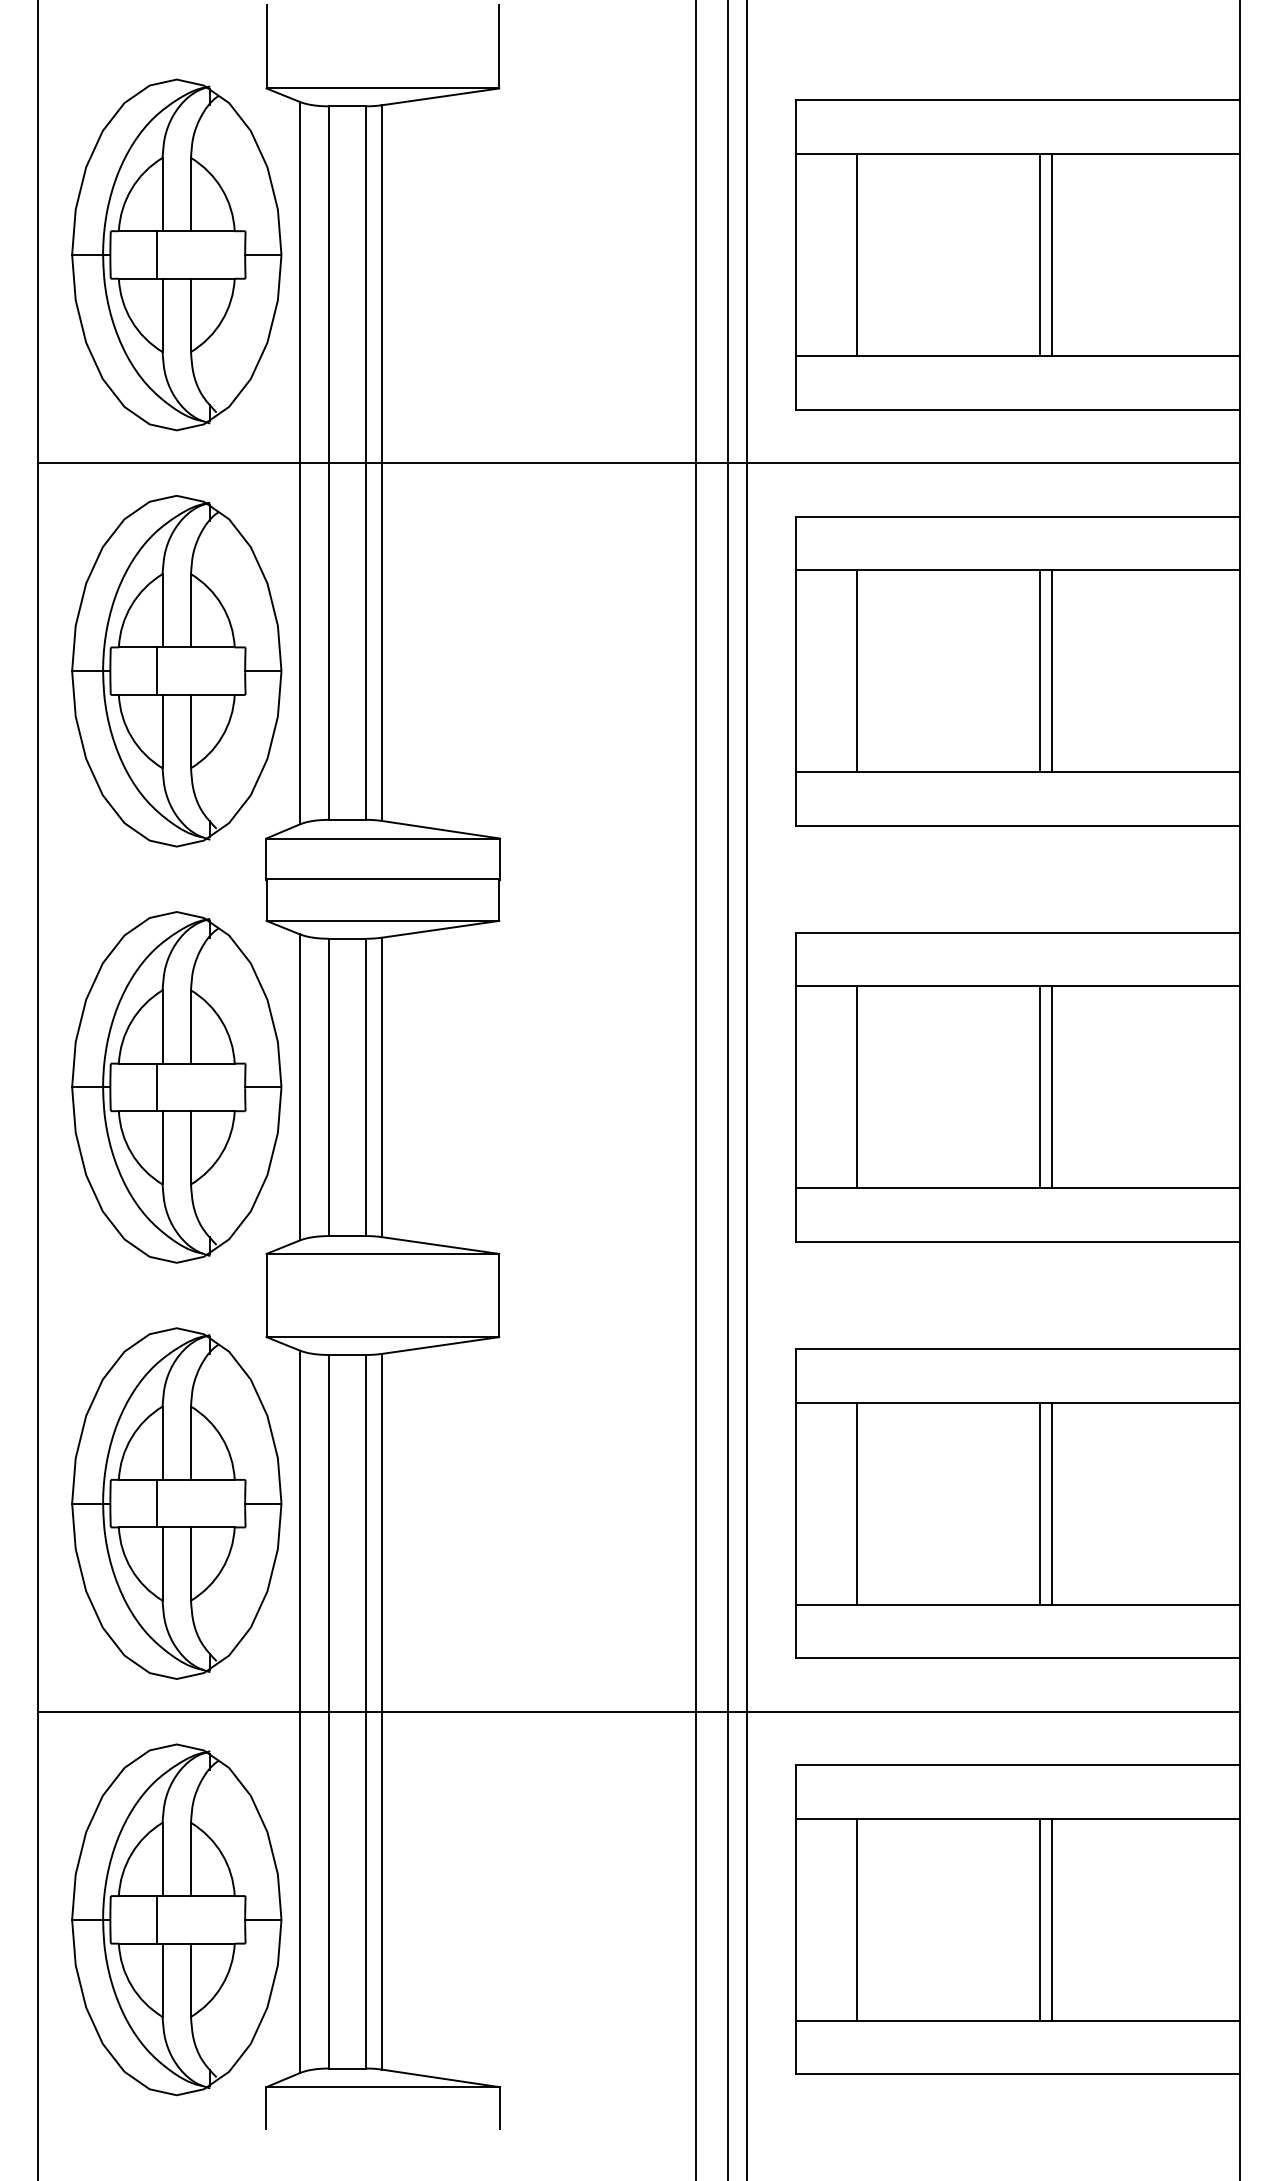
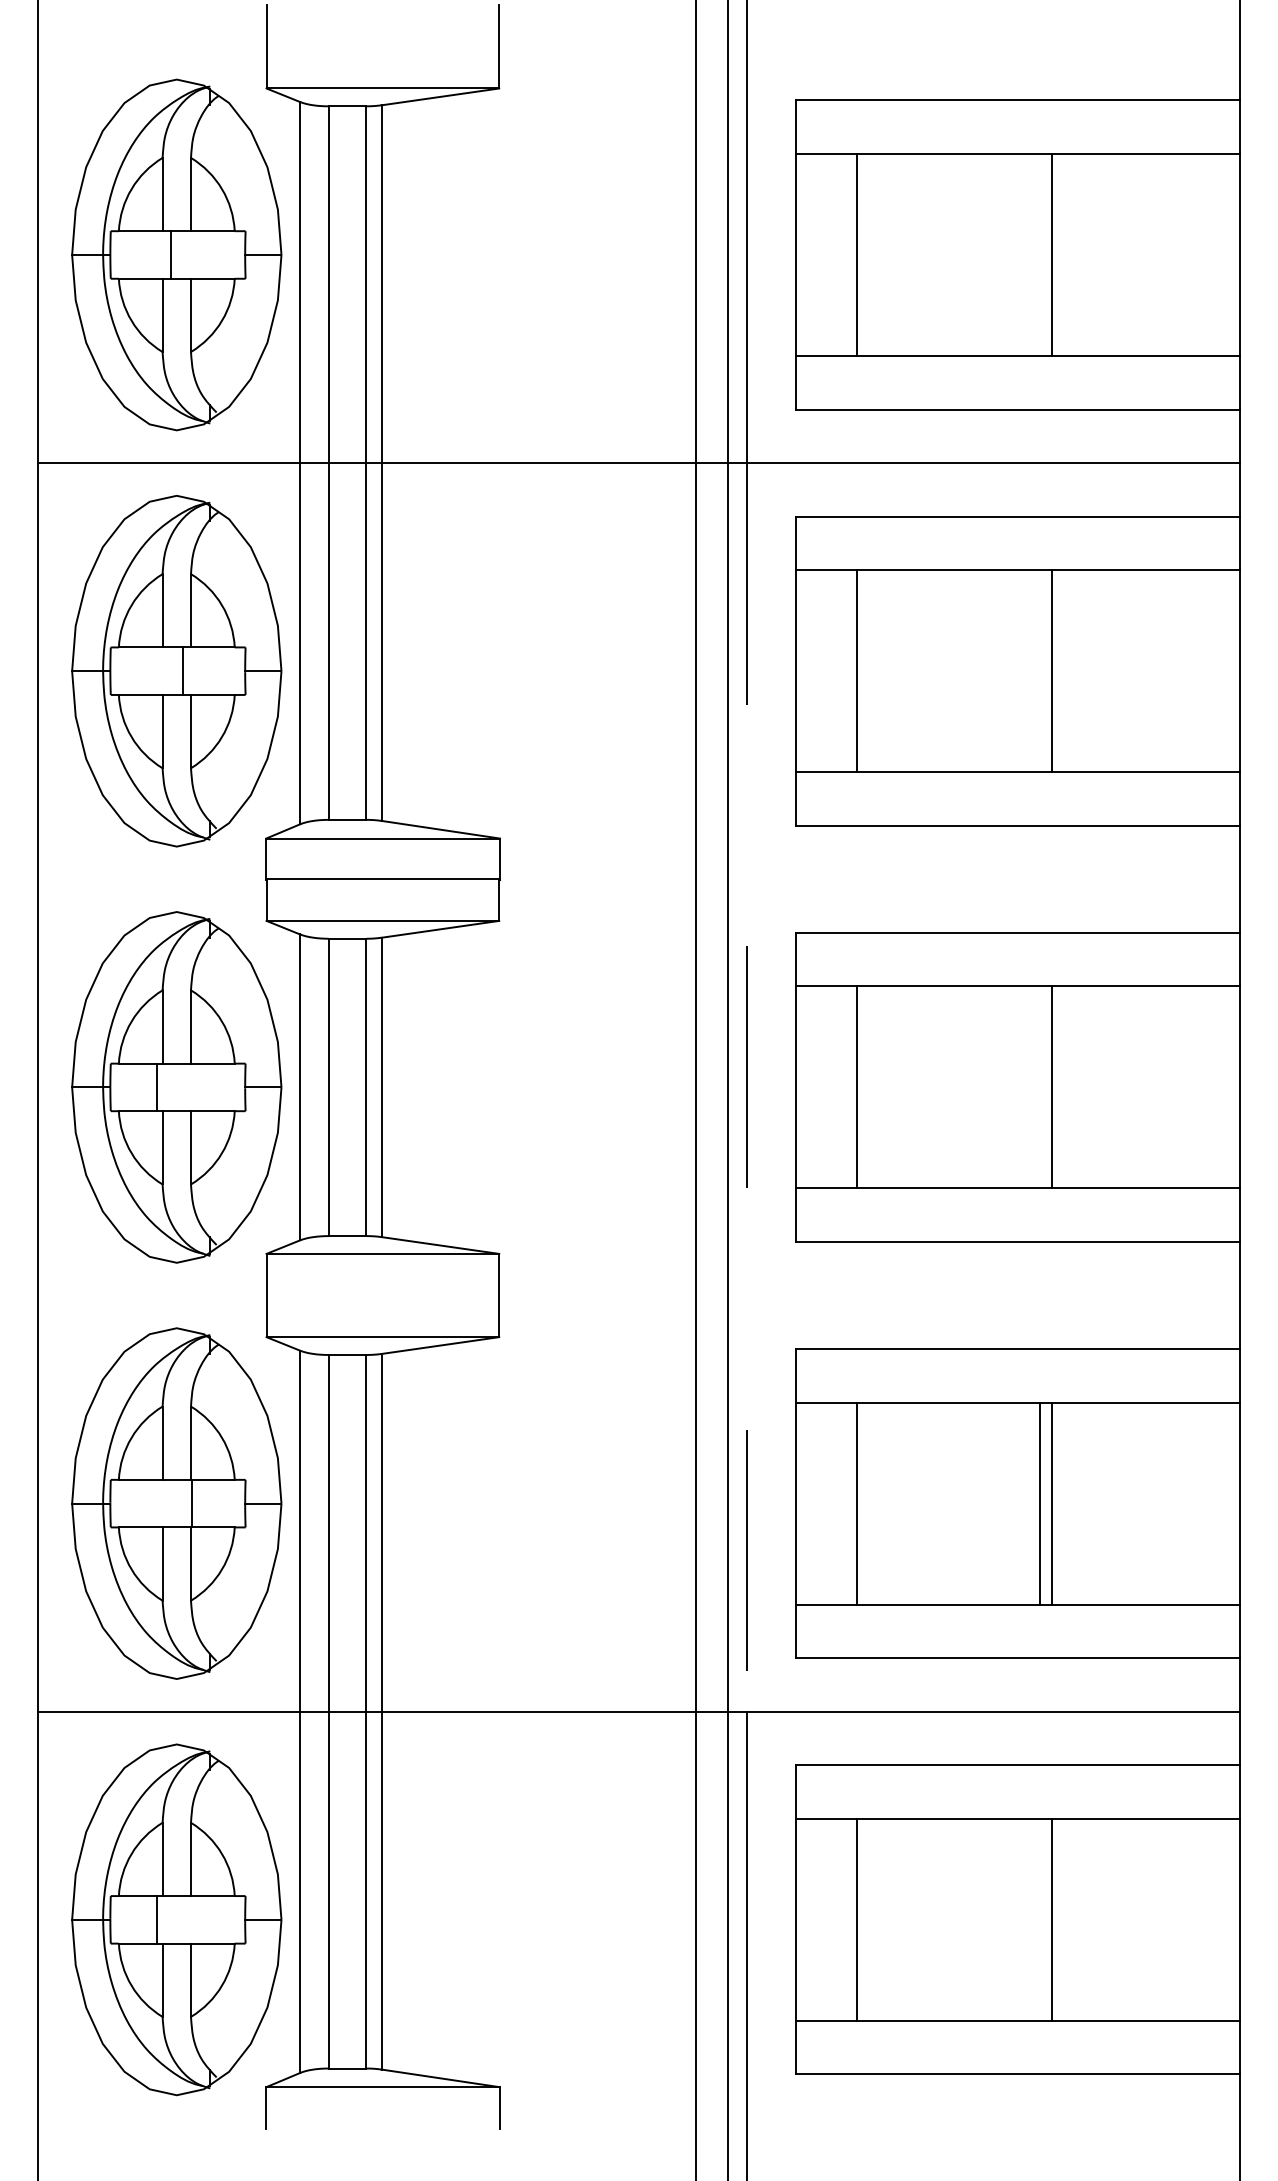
line position: (157, 254) -> (171, 254) (171, 254)
line: present -> none (1040, 254)
line position: (157, 670) -> (183, 670) (183, 670)
line: present -> none (1040, 671)
line: solid -> dashed (747, 1087)
line: present -> none (1040, 1087)
line position: (157, 1503) -> (192, 1503) (192, 1503)
line: present -> none (1040, 1919)
